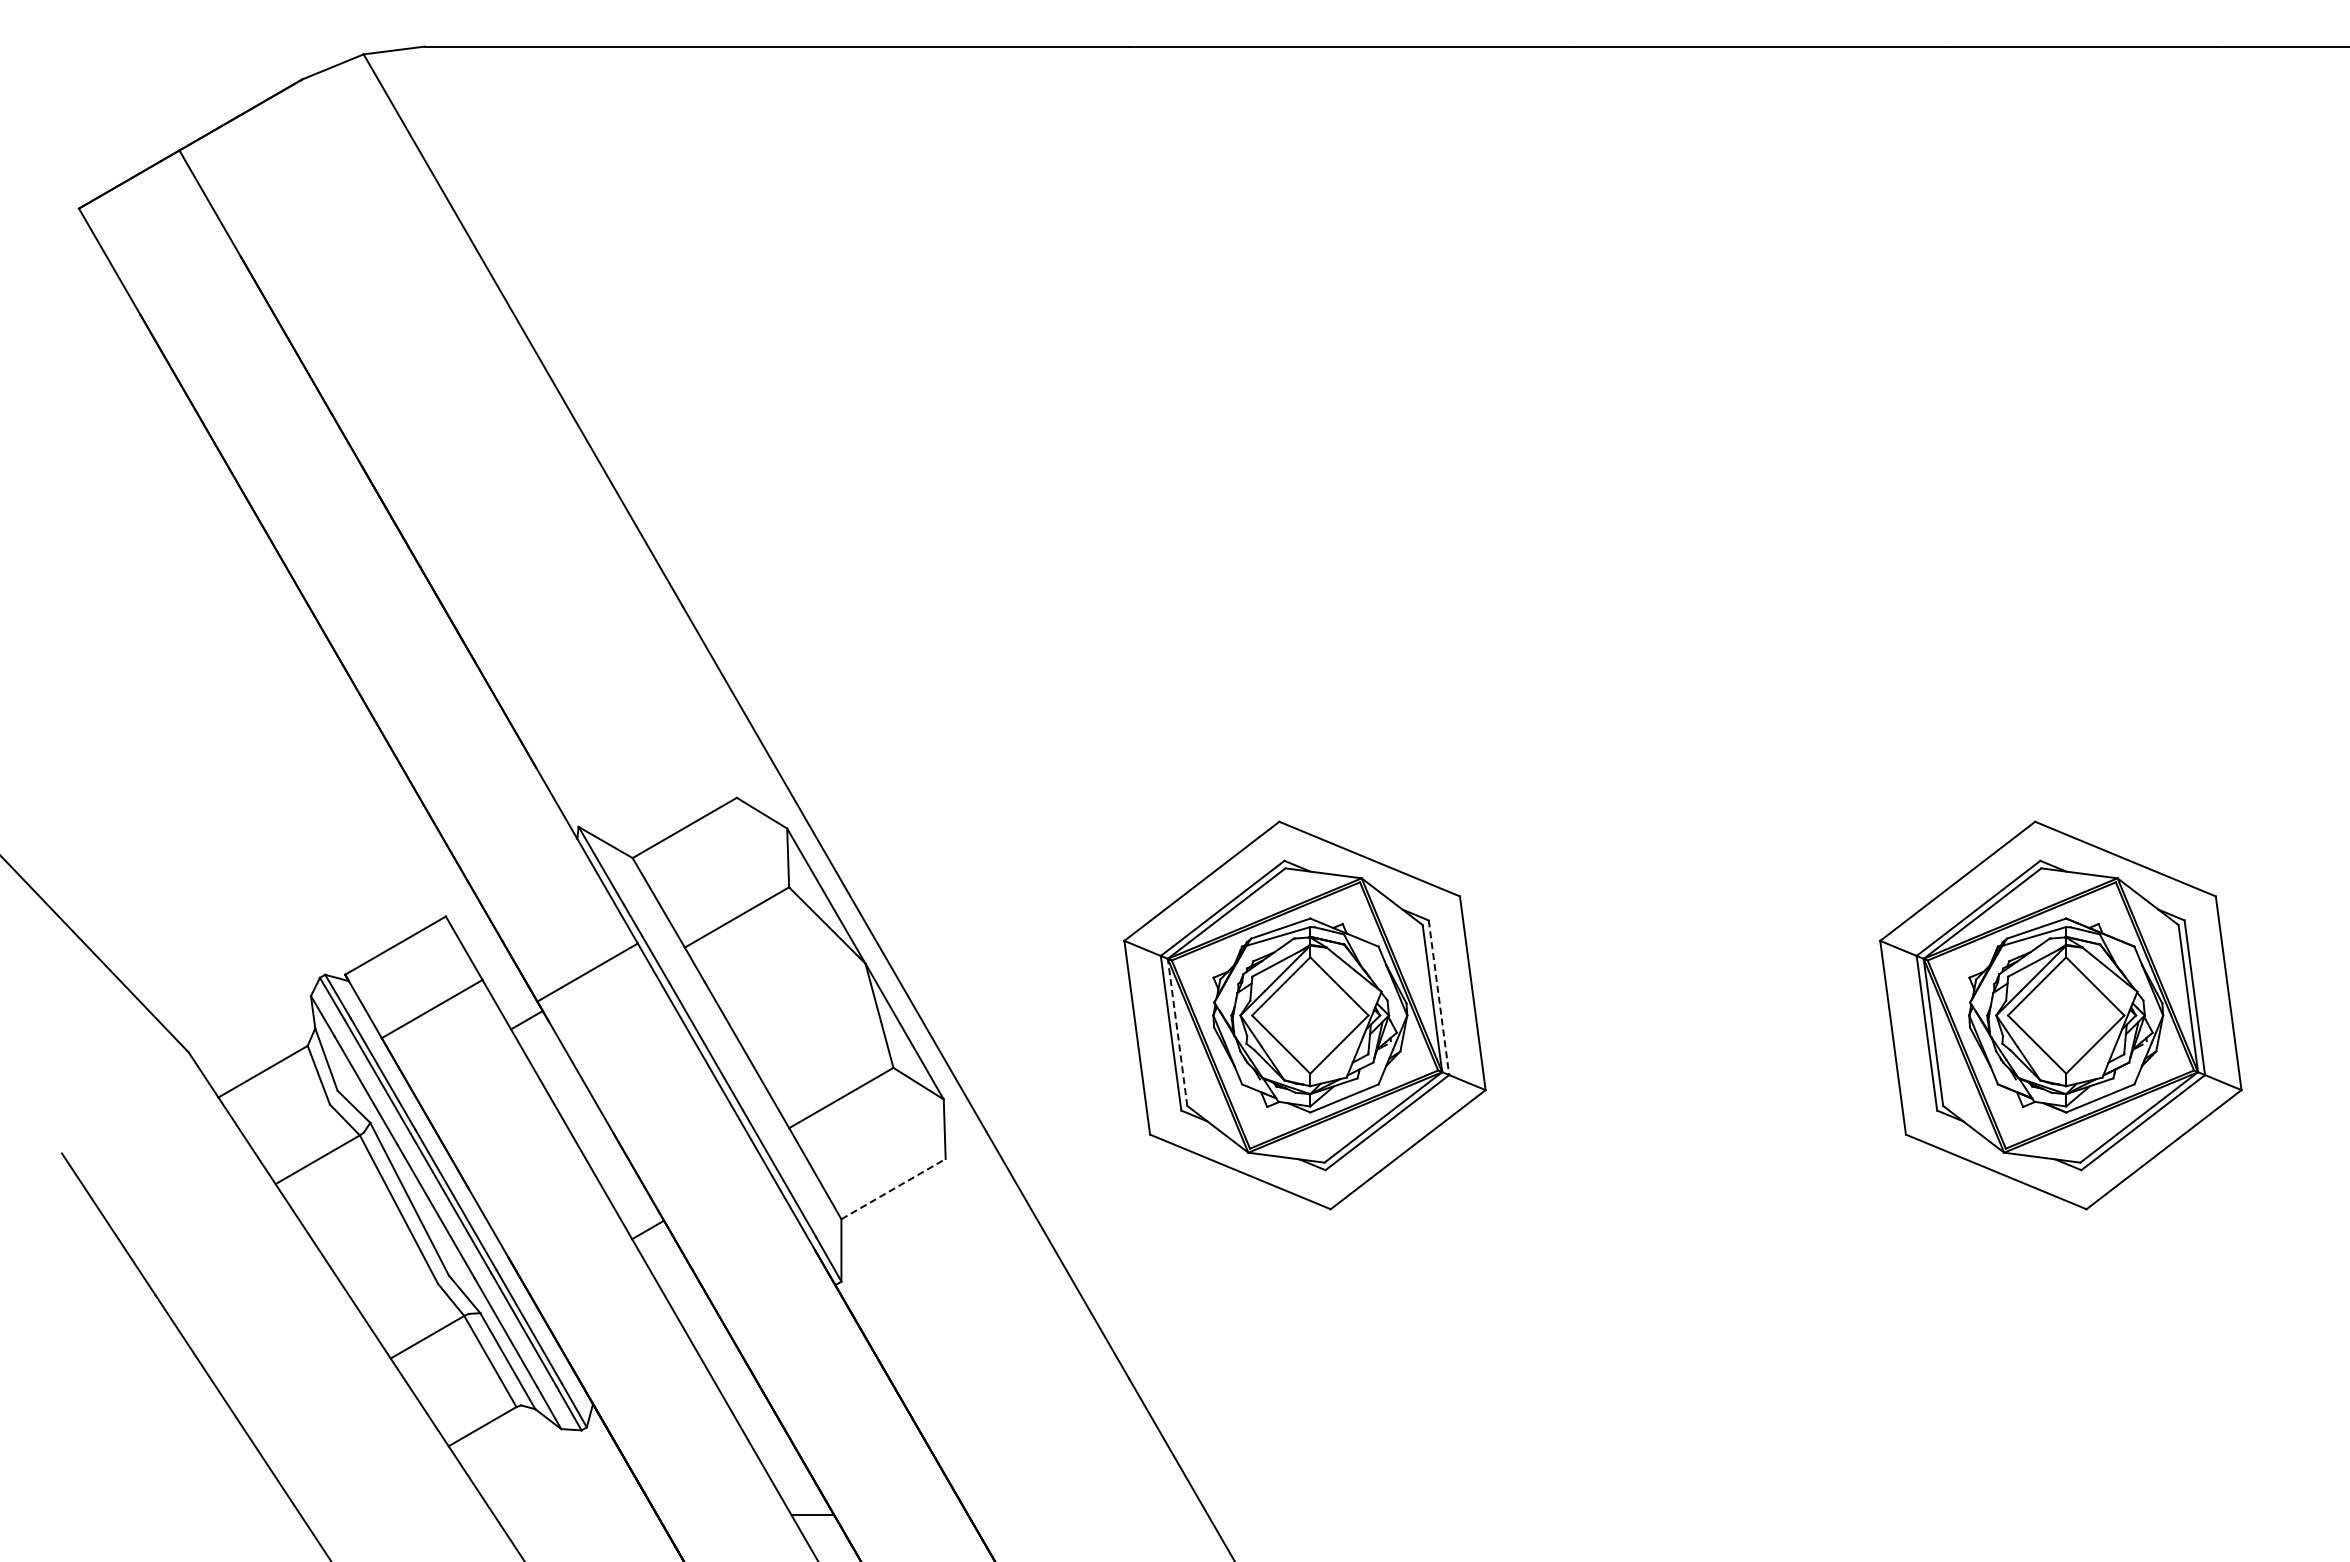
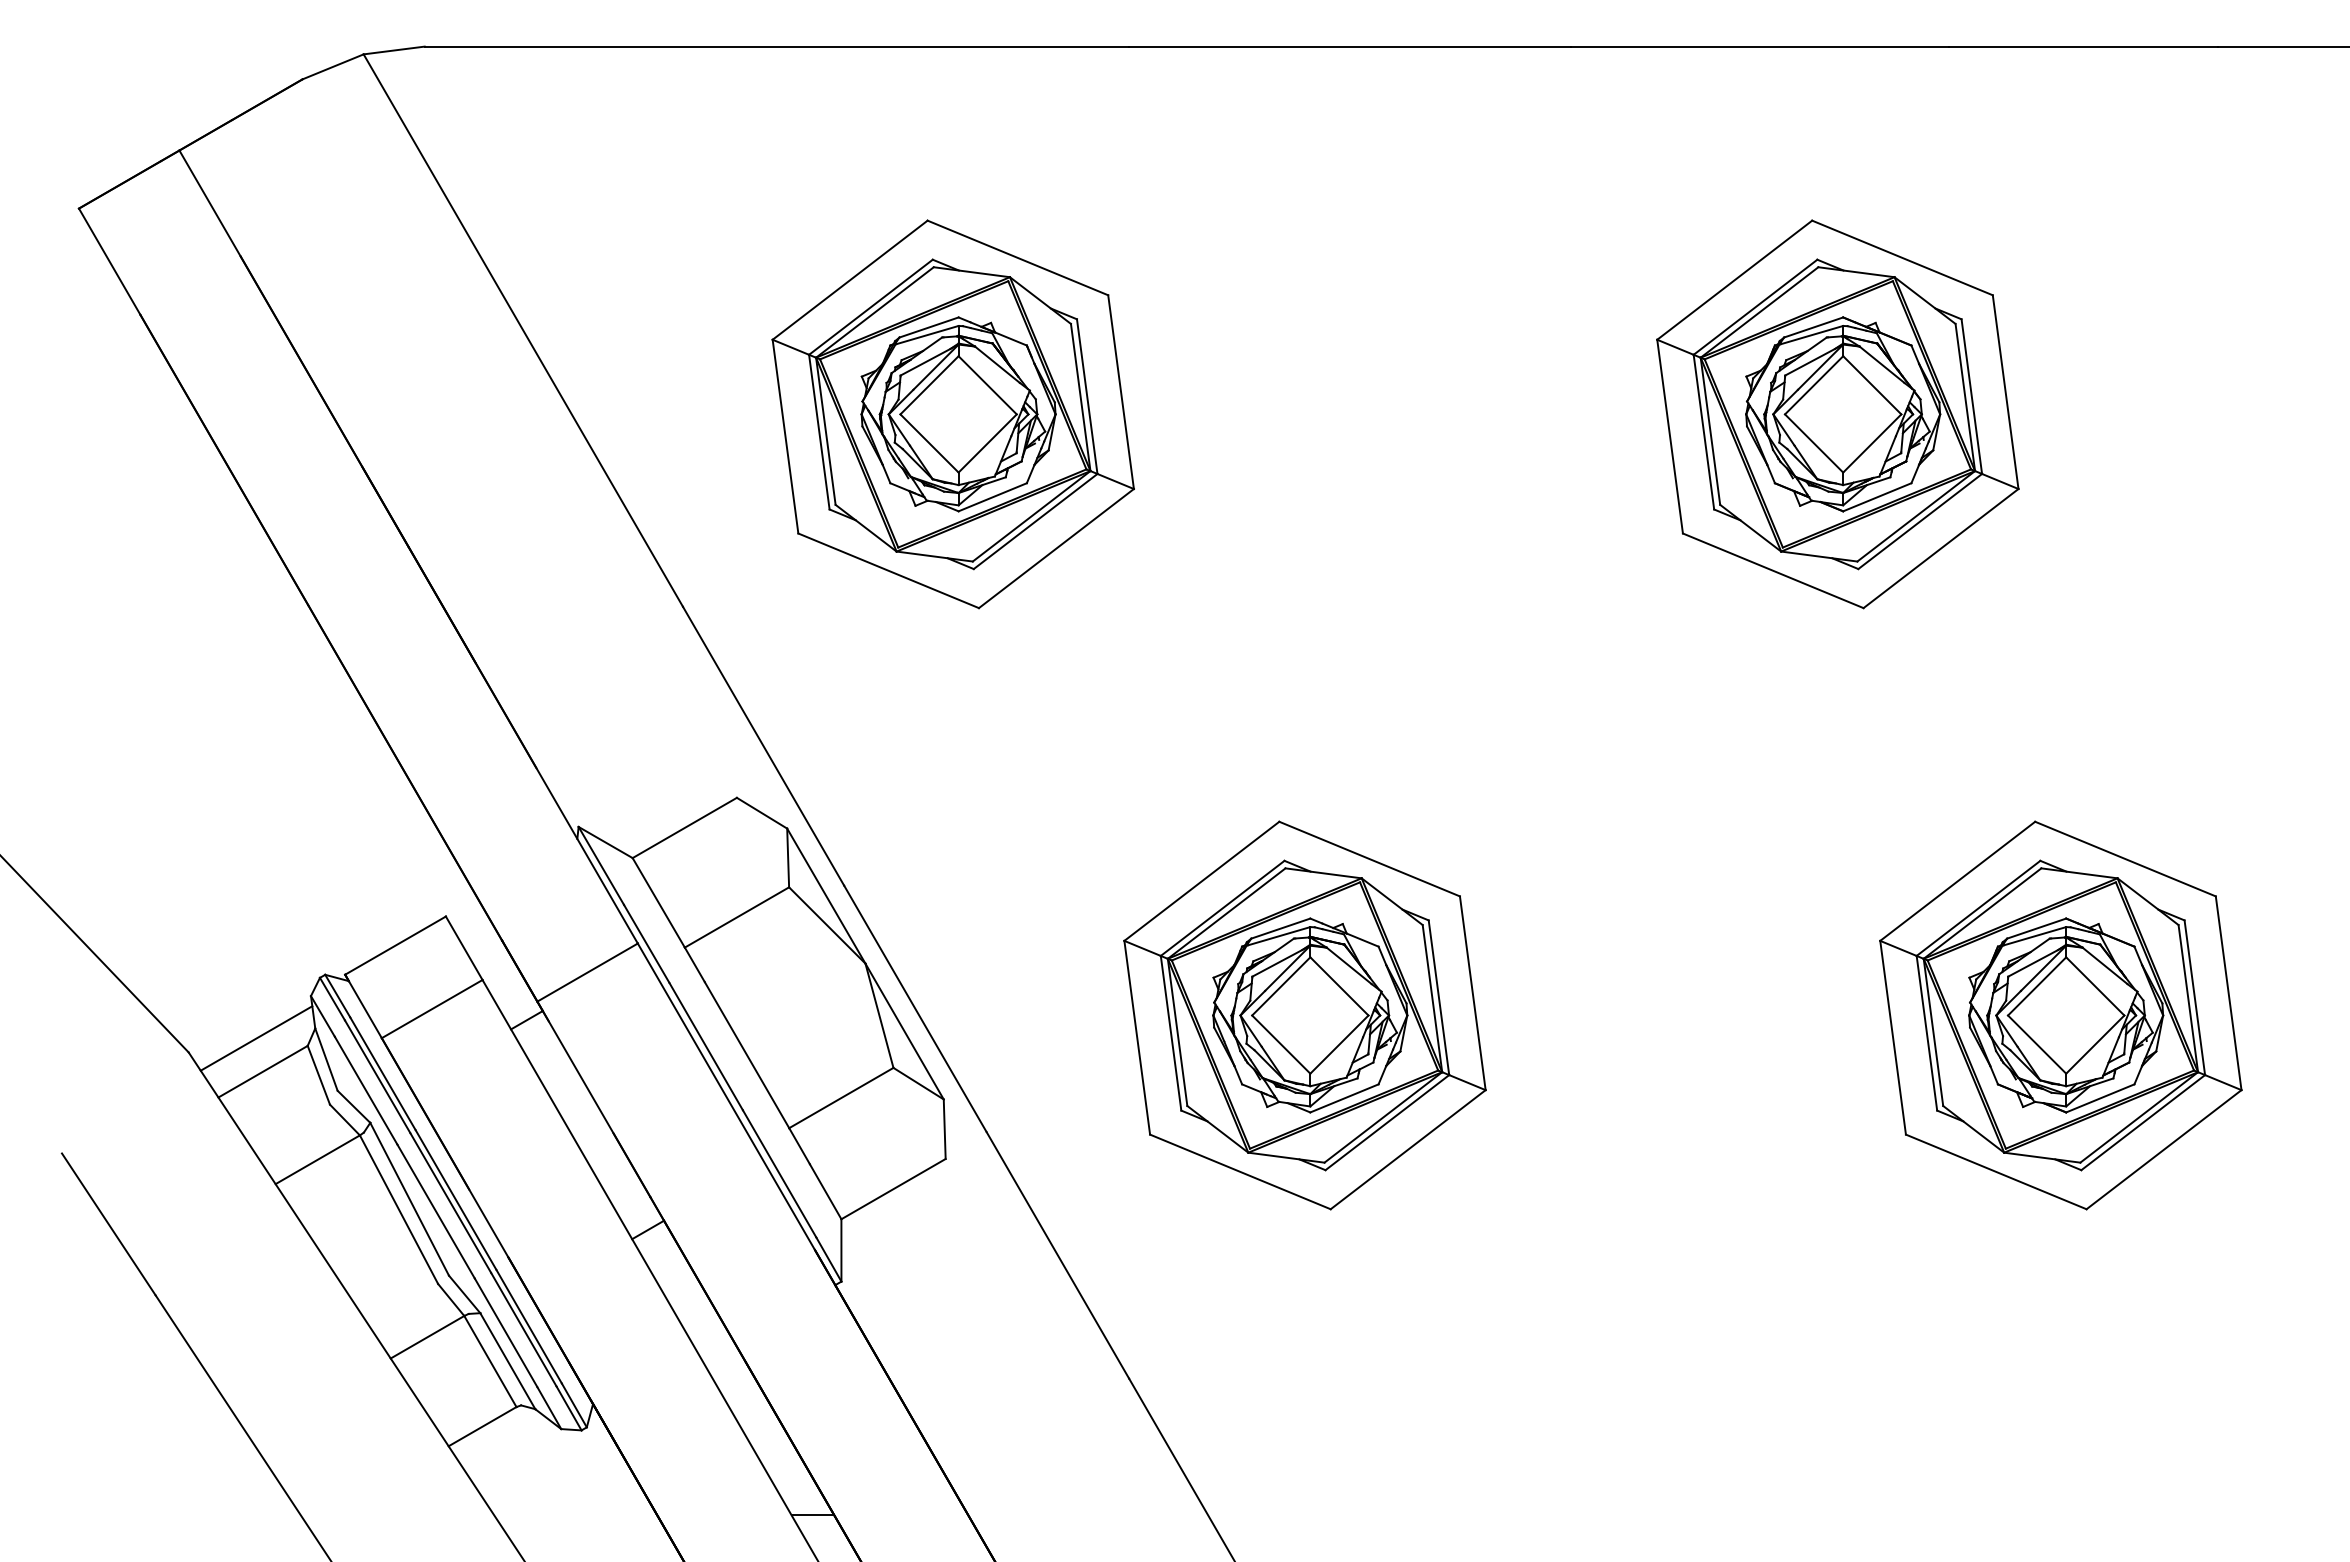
part: none -> present (952, 414)
part: none -> present (1837, 414)
line: dashed -> solid (1439, 998)
line: dashed -> solid (1177, 1031)
line: none -> present (256, 1038)
line: dashed -> solid (893, 1188)
